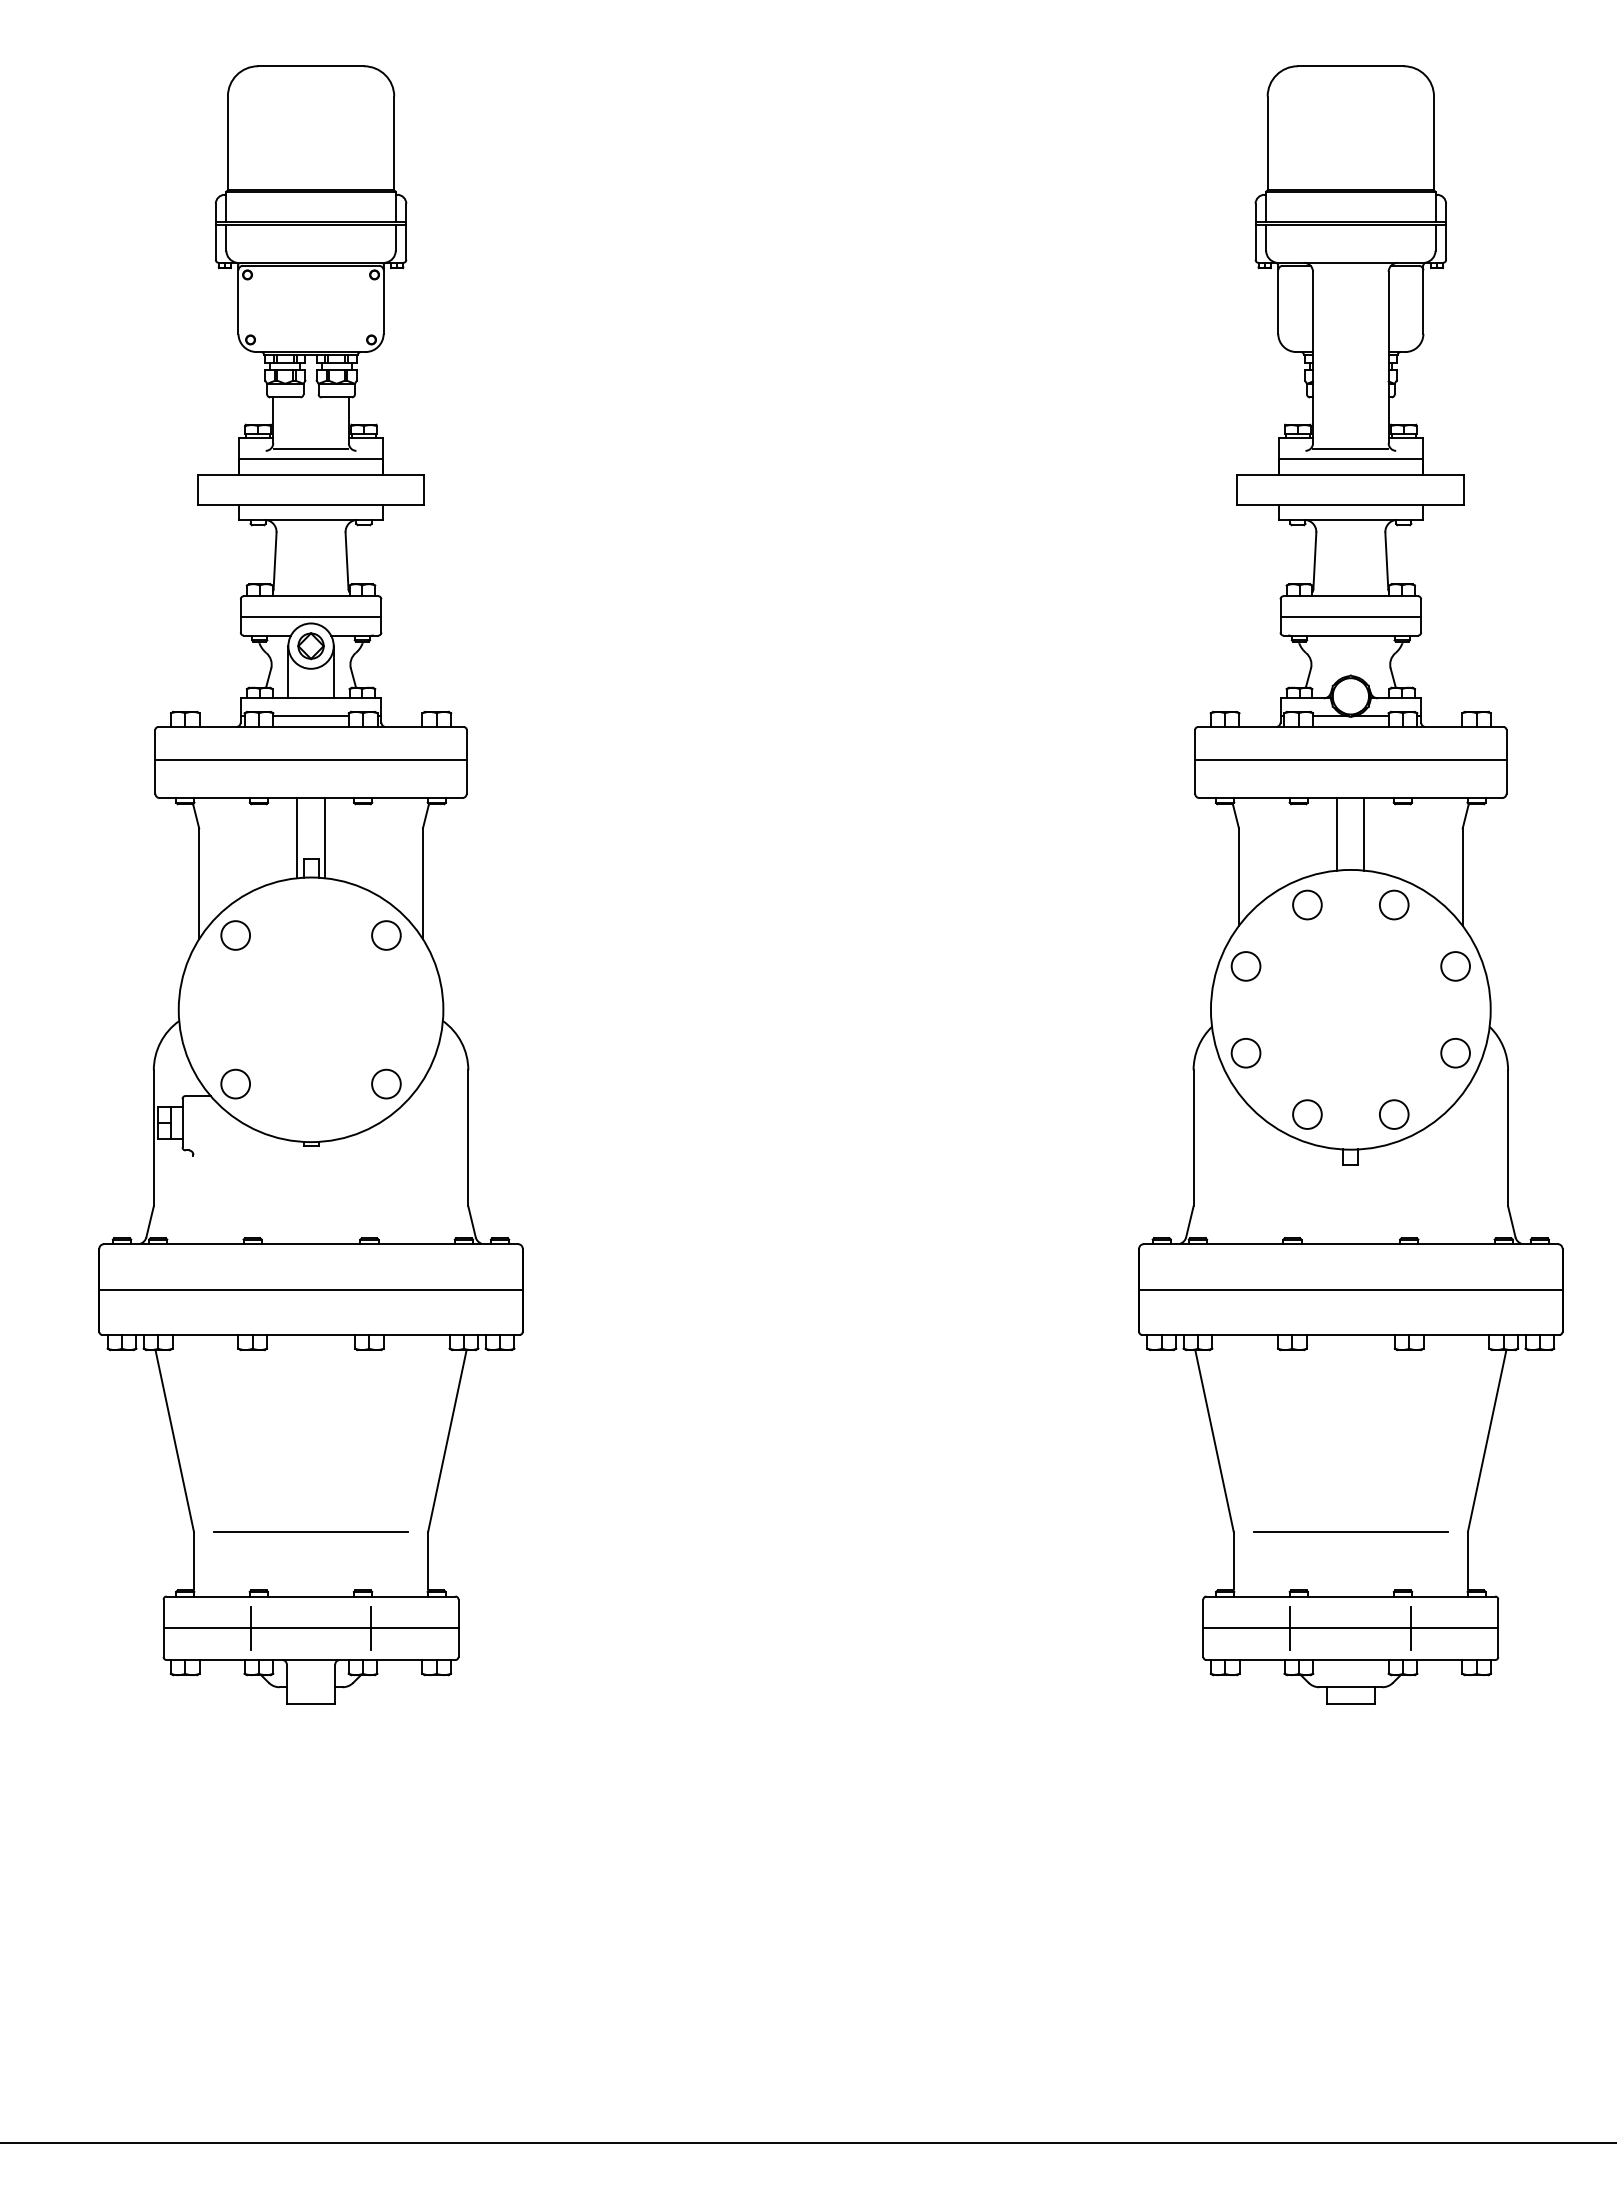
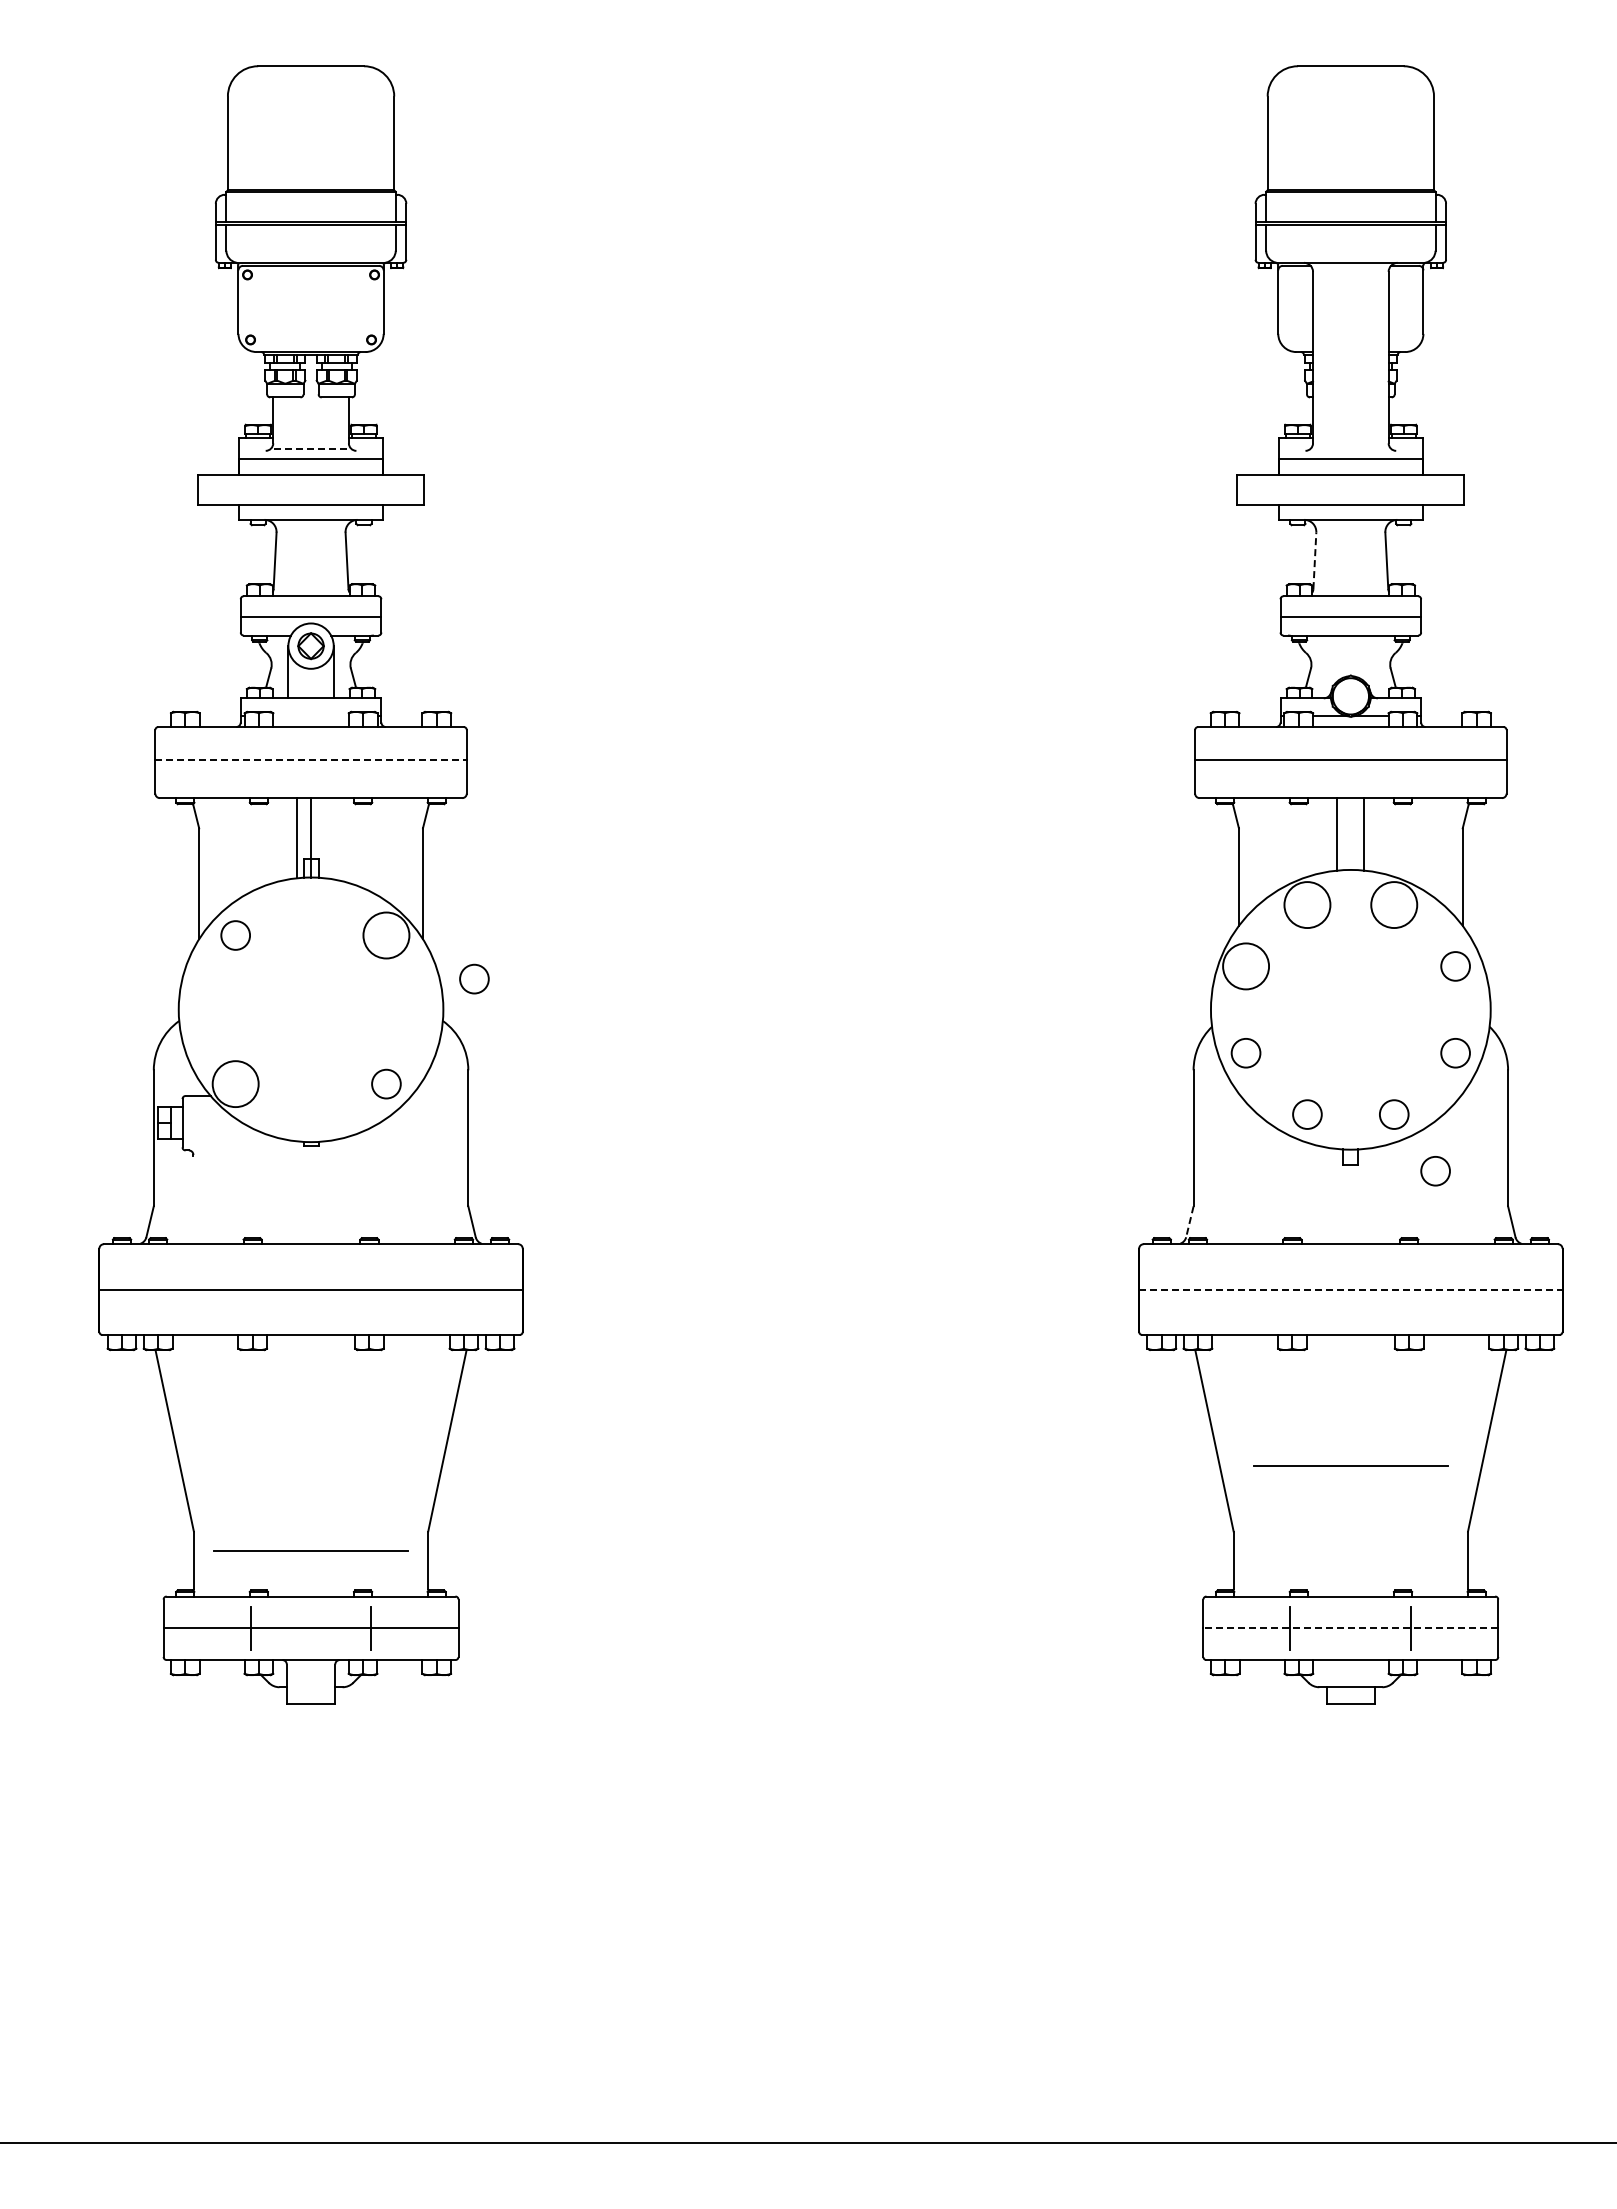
line: solid -> dashed (311, 448)
line: present -> none (1350, 448)
line: solid -> dashed (1314, 560)
line: present -> none (310, 716)
line: solid -> dashed (311, 760)
line position: (324, 838) -> (310, 838) (310, 838)
circle diameter: 29 px -> 46 px (1307, 905)
circle diameter: 29 px -> 46 px (1394, 905)
circle diameter: 29 px -> 46 px (386, 935)
circle diameter: 29 px -> 46 px (1246, 966)
circle: none -> present (474, 978)
circle diameter: 29 px -> 46 px (235, 1084)
circle: none -> present (1435, 1171)
line: solid -> dashed (1189, 1221)
line: solid -> dashed (1350, 1289)
line position: (310, 1531) -> (310, 1550) (310, 1550)
line position: (1350, 1531) -> (1350, 1465) (1350, 1465)
line: solid -> dashed (1350, 1628)
